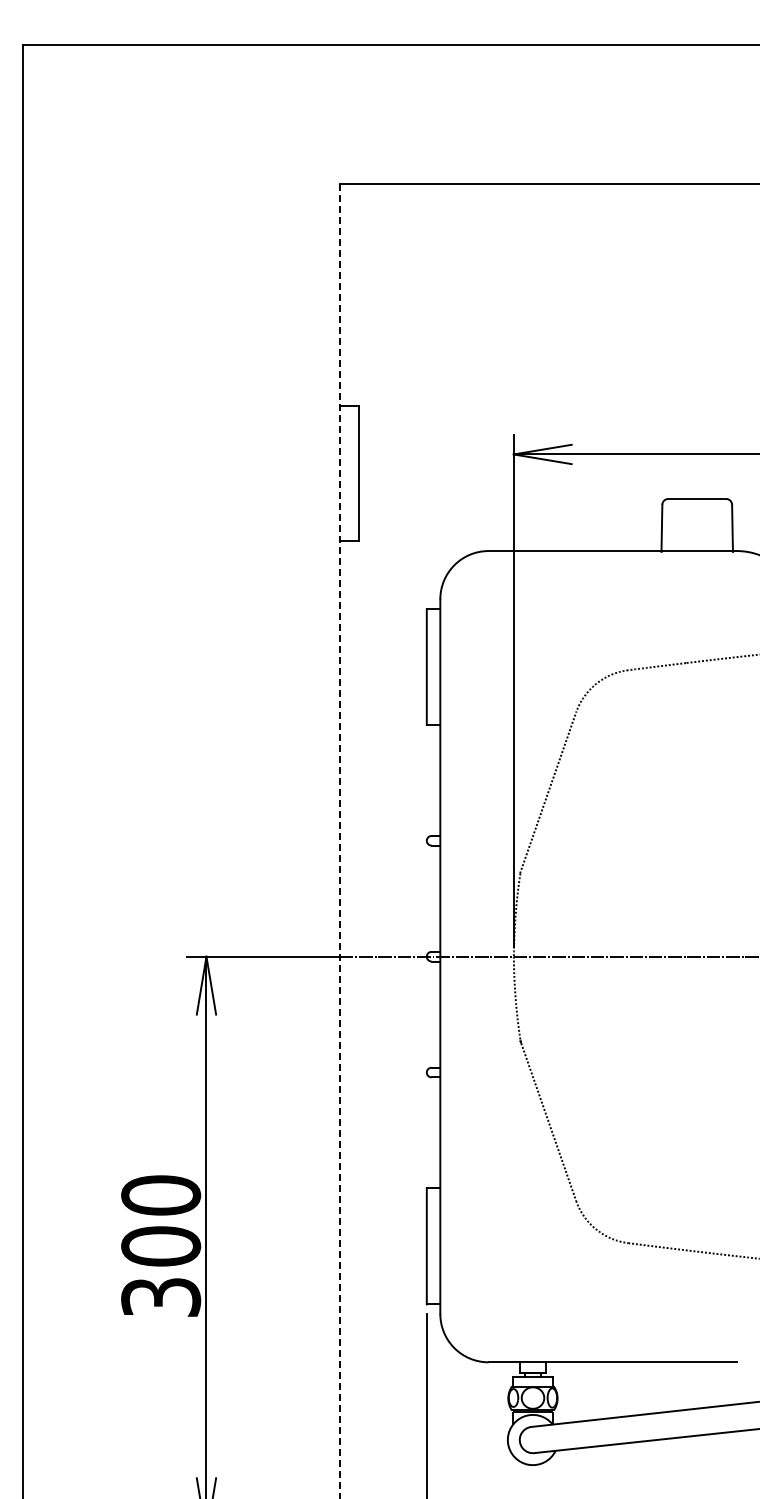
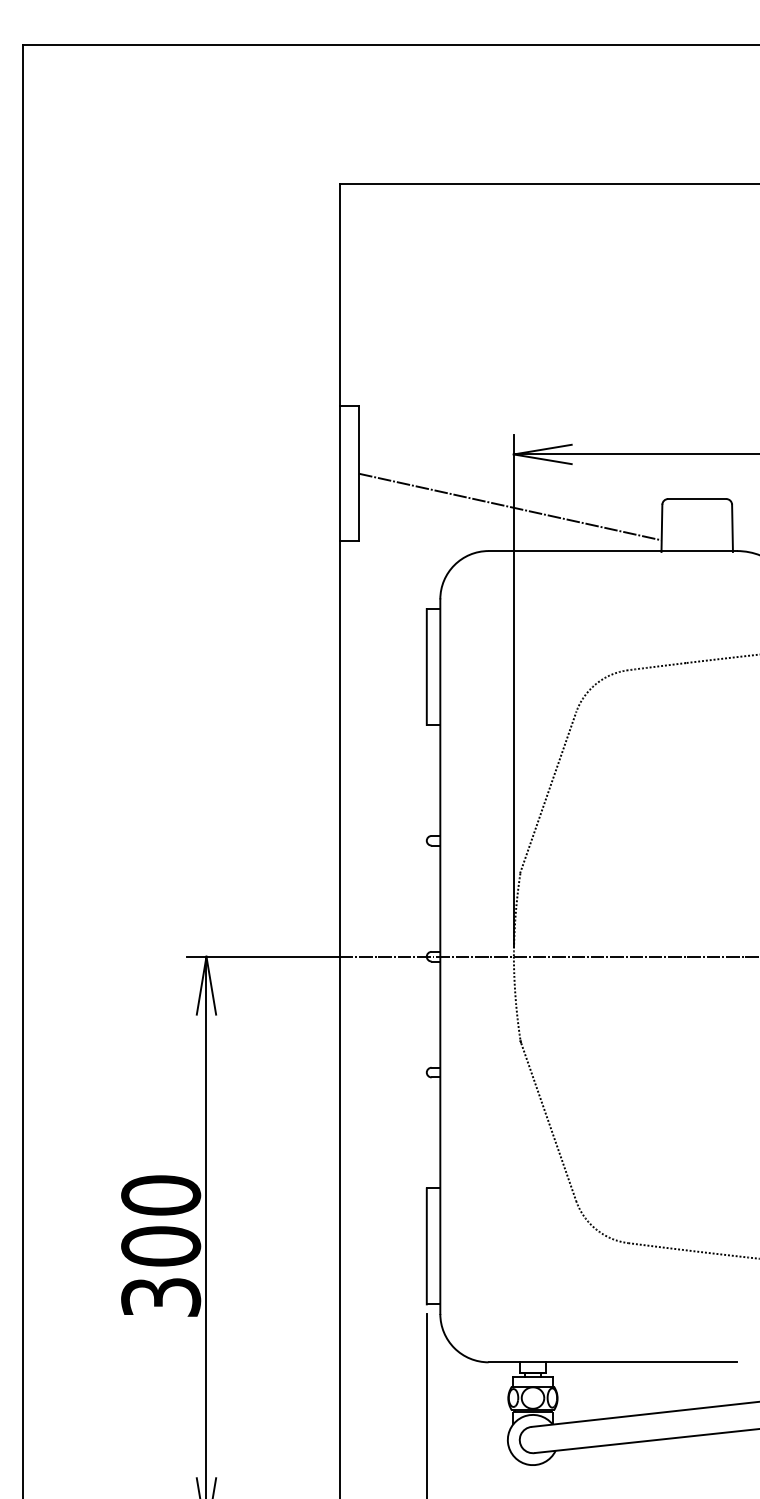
line: none -> present (510, 506)
line: dashed -> solid (339, 841)
